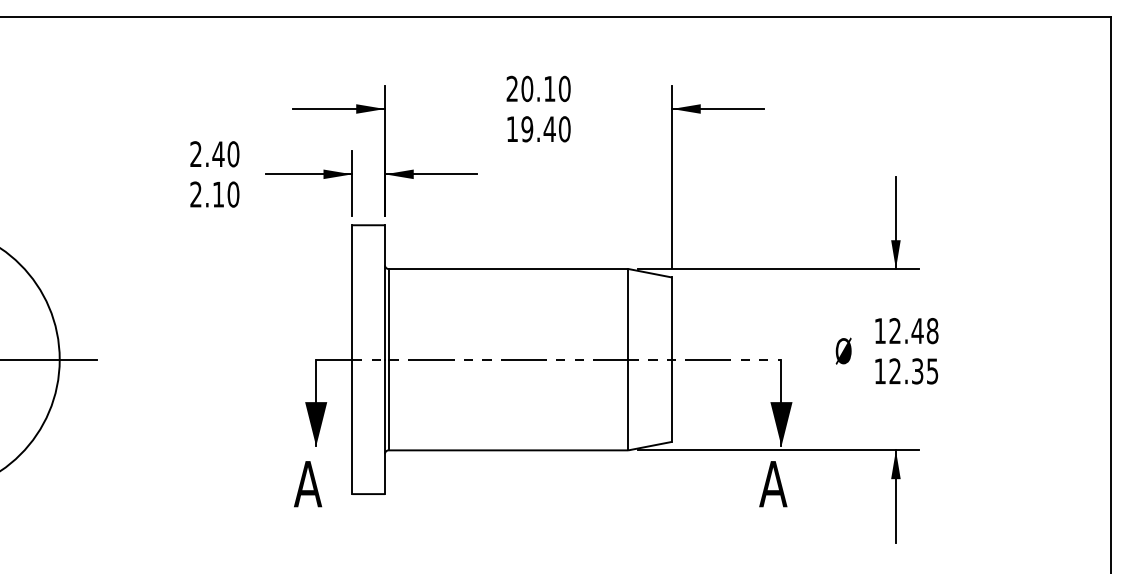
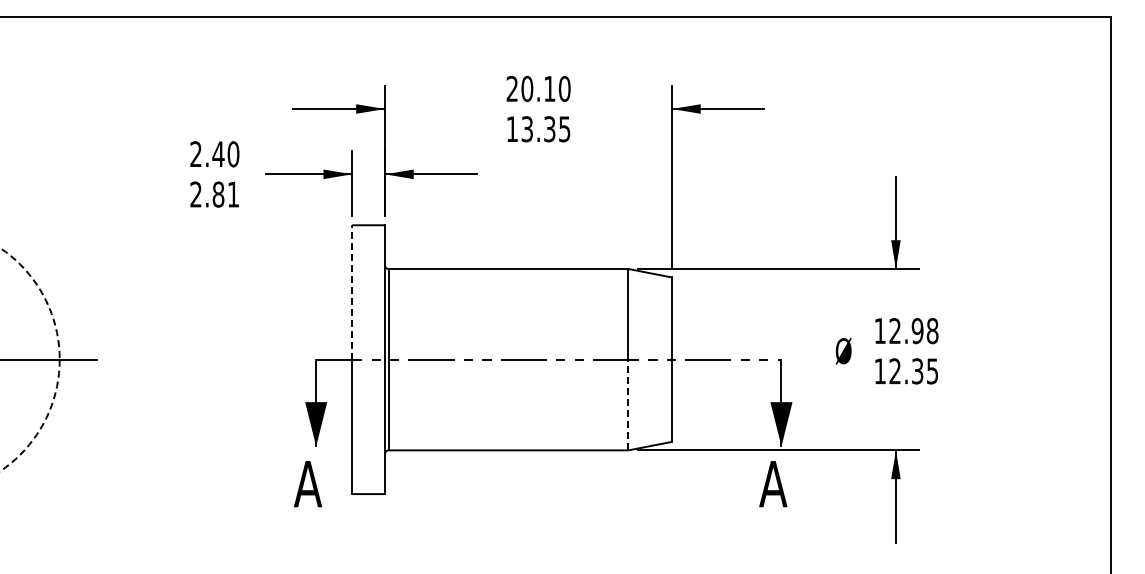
text: 19.40 -> 13.35 (545, 129)
text: 2.10 -> 2.81 (225, 194)
line: solid -> dashed (352, 291)
text: 12.48 -> 12.98 (917, 331)
circle: solid -> dashed (29, 359)
line: solid -> dashed (628, 404)
